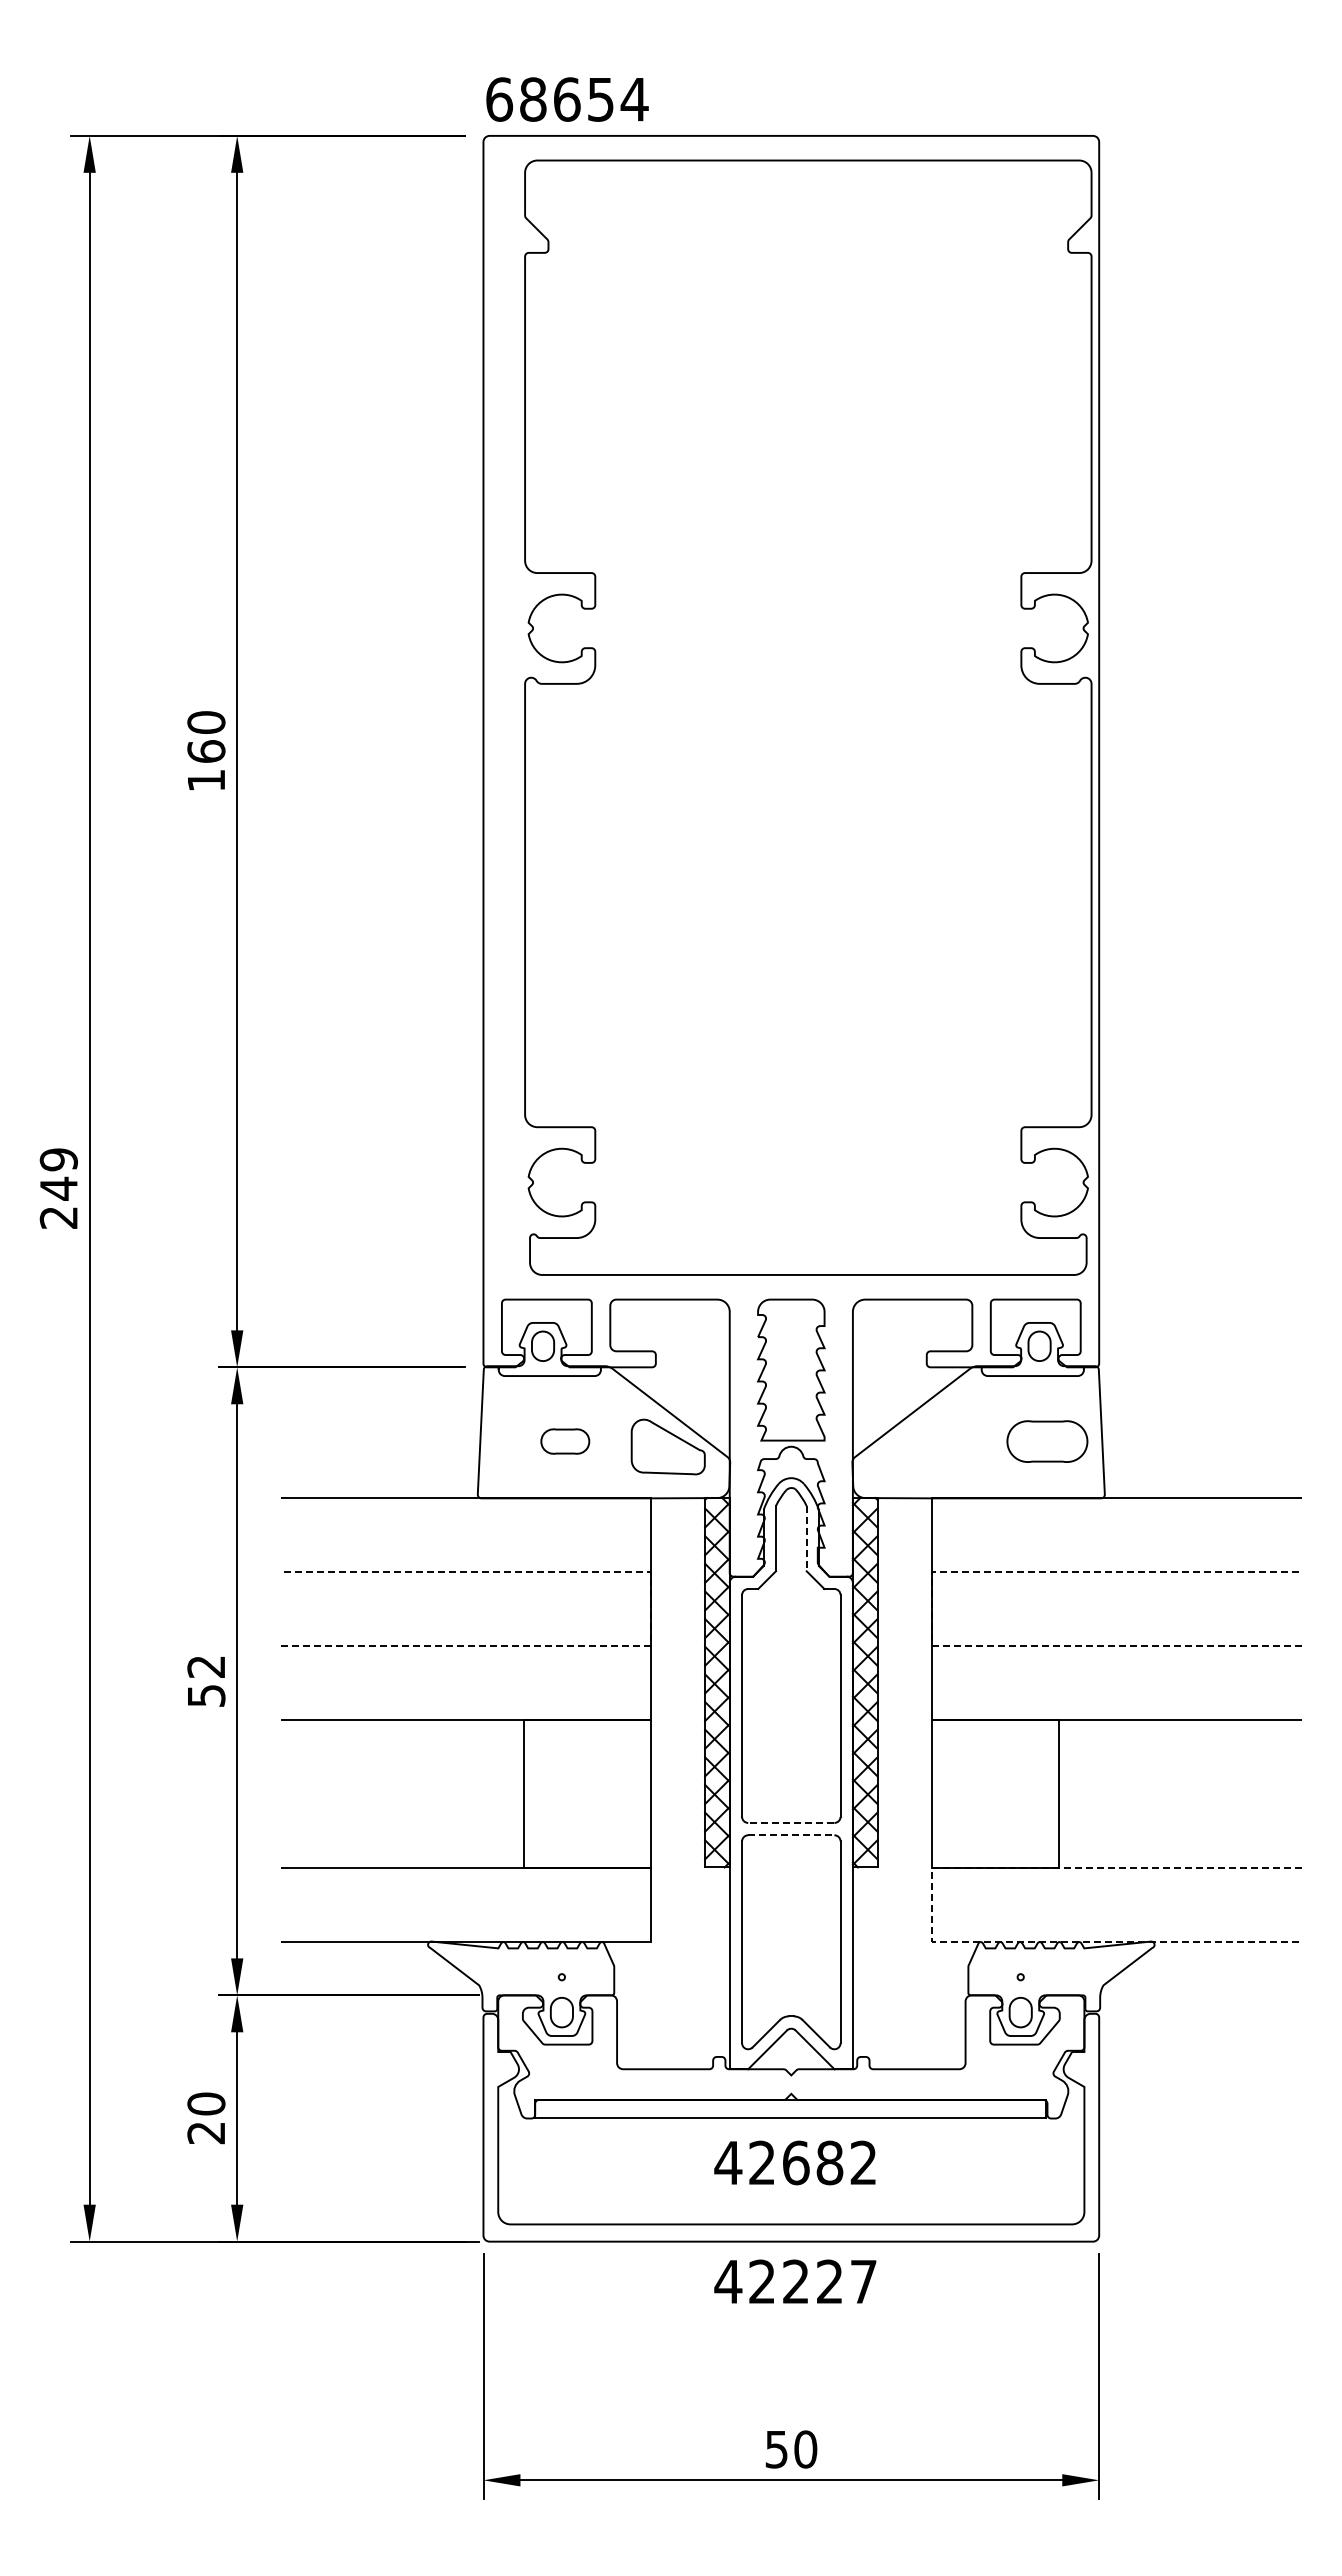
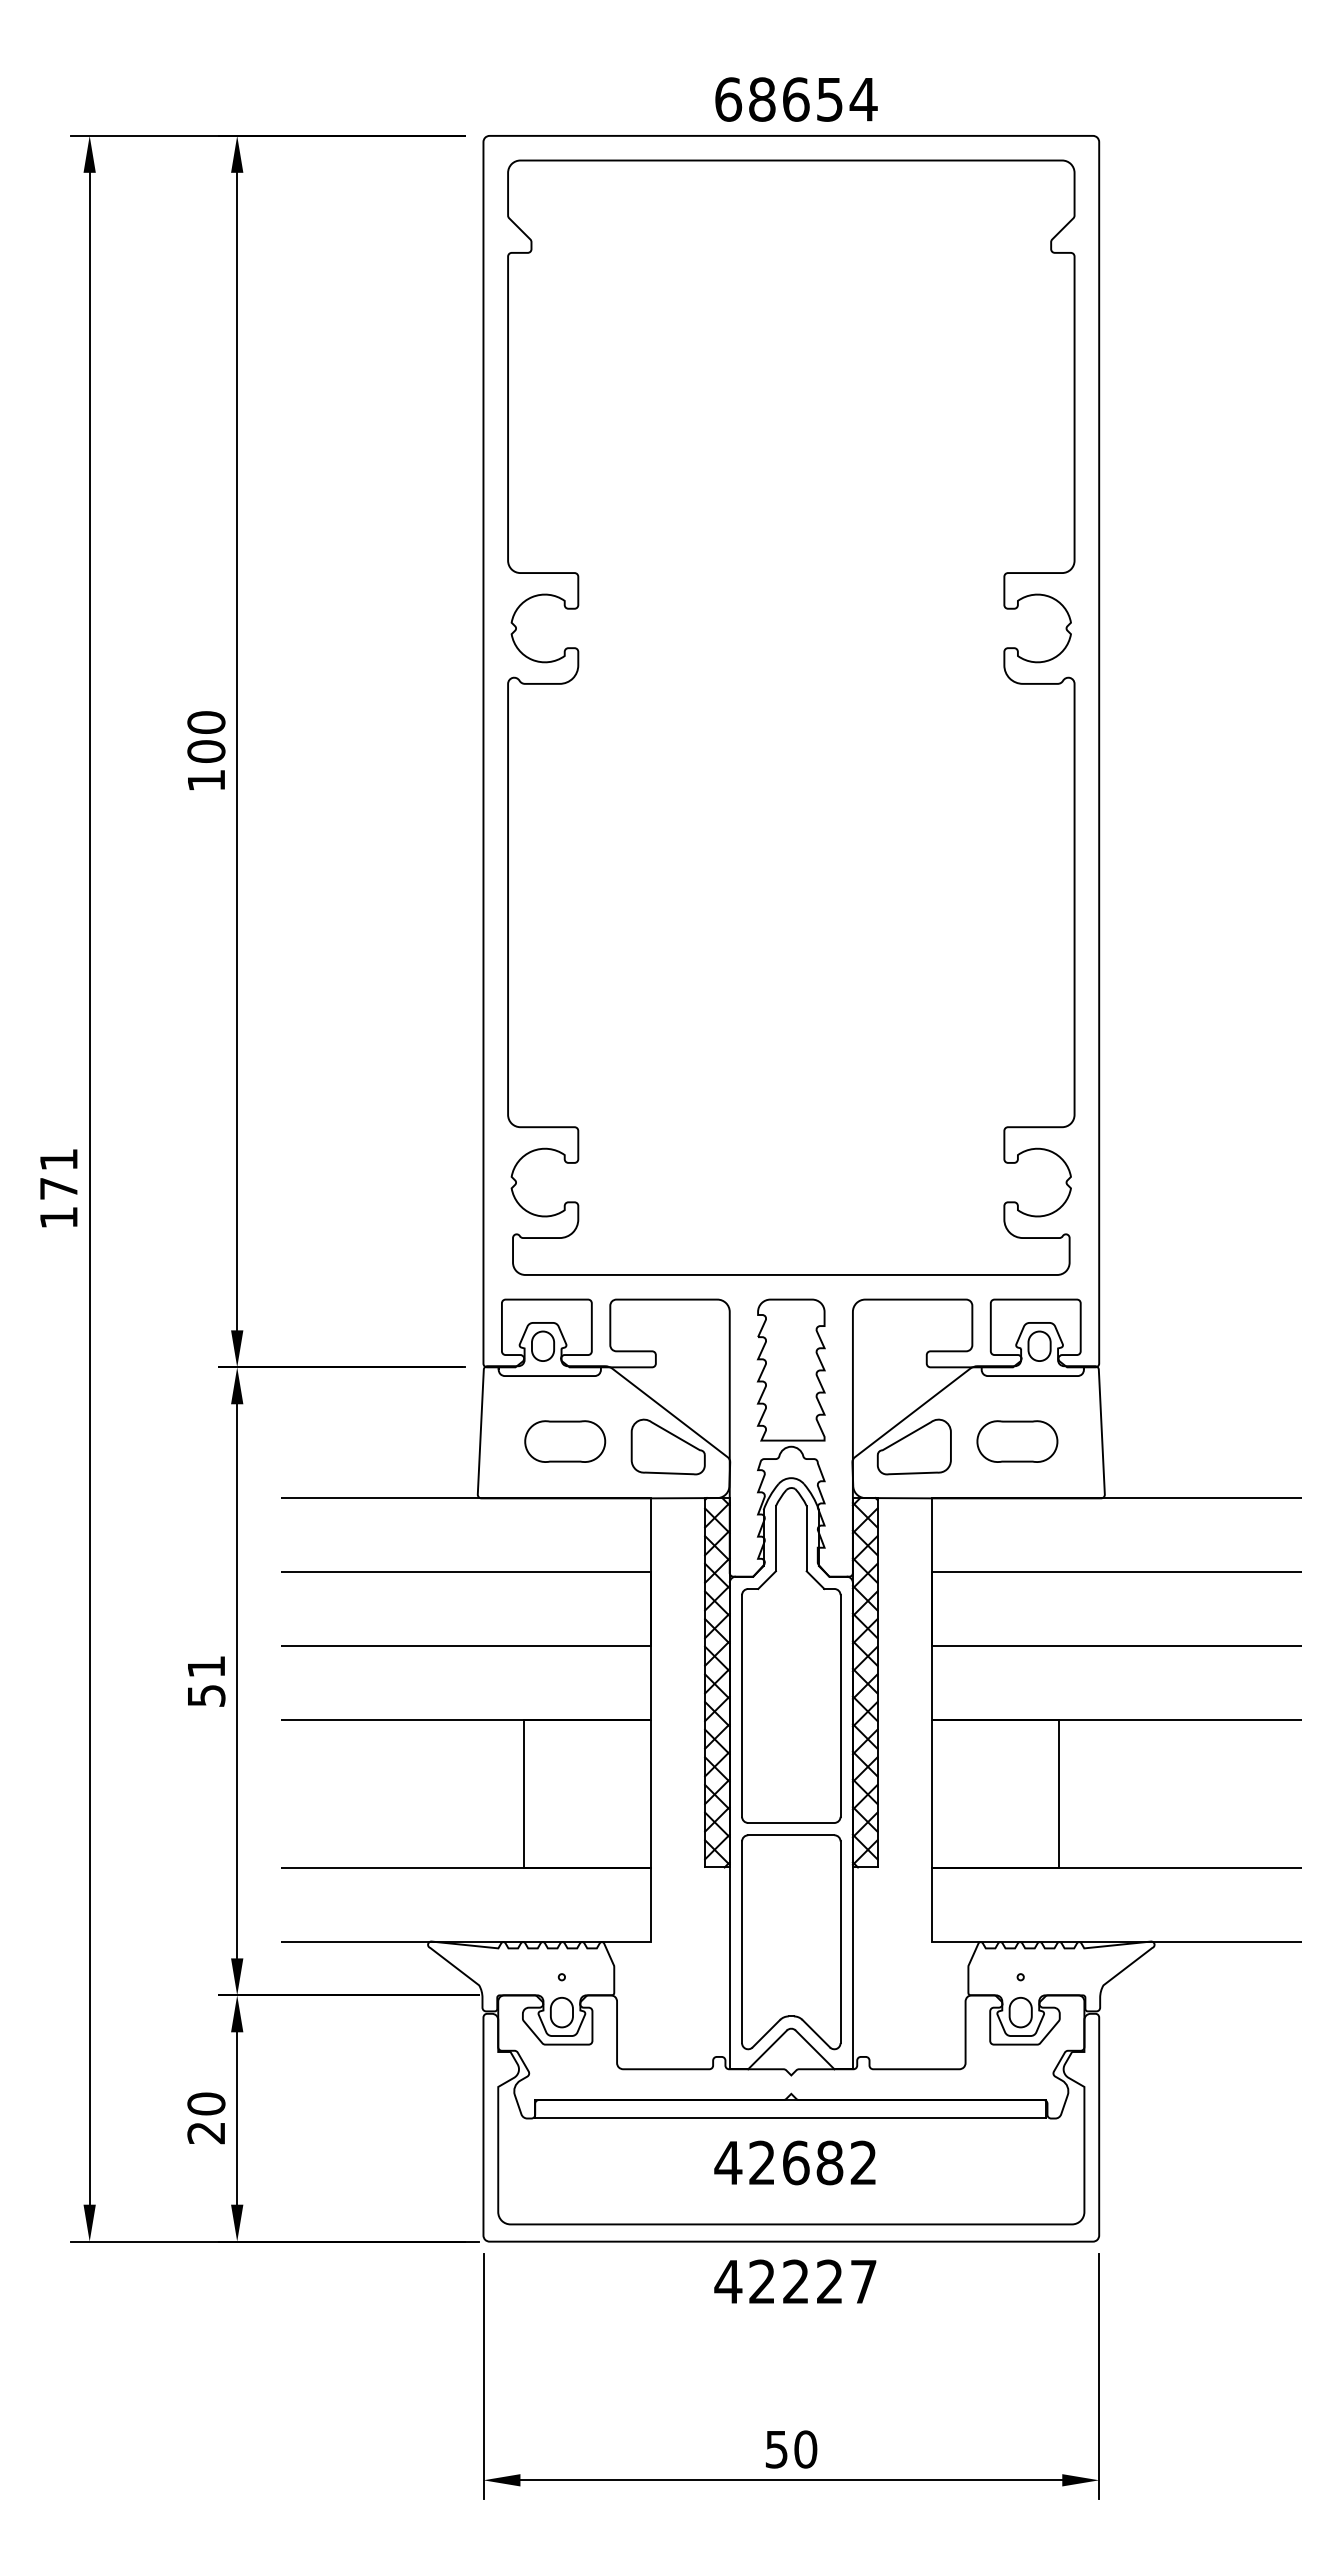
text position: (567, 99) -> (796, 99) (796, 99)
part position: (808, 717) -> (791, 717) (791, 717)
text: 160 -> 100 (206, 751)
text: 249 -> 171 (58, 1188)
part size: 51x27 px -> 83x43 px (565, 1441)
part position: (1047, 1441) -> (1017, 1441) (1017, 1441)
part: none -> present (913, 1446)
line: dashed -> solid (806, 1538)
line: dashed -> solid (650, 1609)
line: dashed -> solid (932, 1609)
text: 52 -> 51 (205, 1666)
line: dashed -> solid (790, 1822)
line: dashed -> solid (791, 1835)
line: dashed -> solid (932, 1904)
